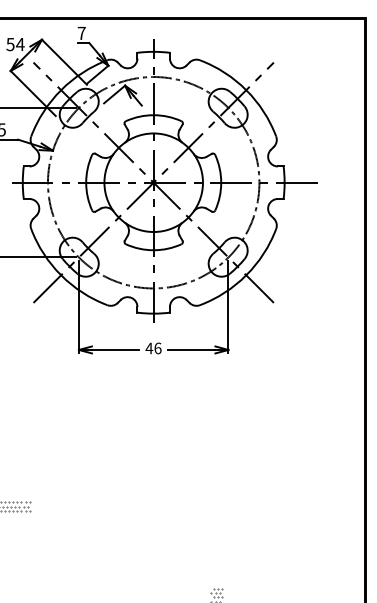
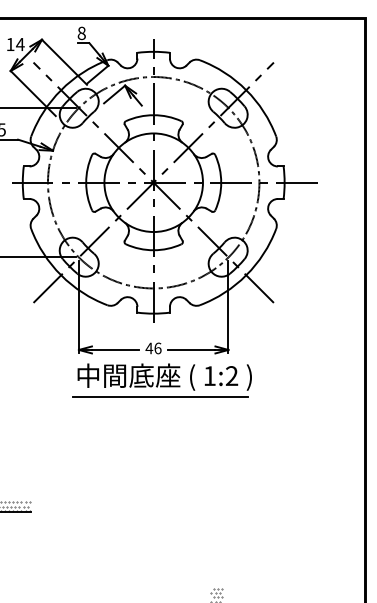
text: 7 -> 8 (81, 33)
text: 54 -> 14 (10, 44)
part: none -> present (161, 380)
line: none -> present (16, 511)
